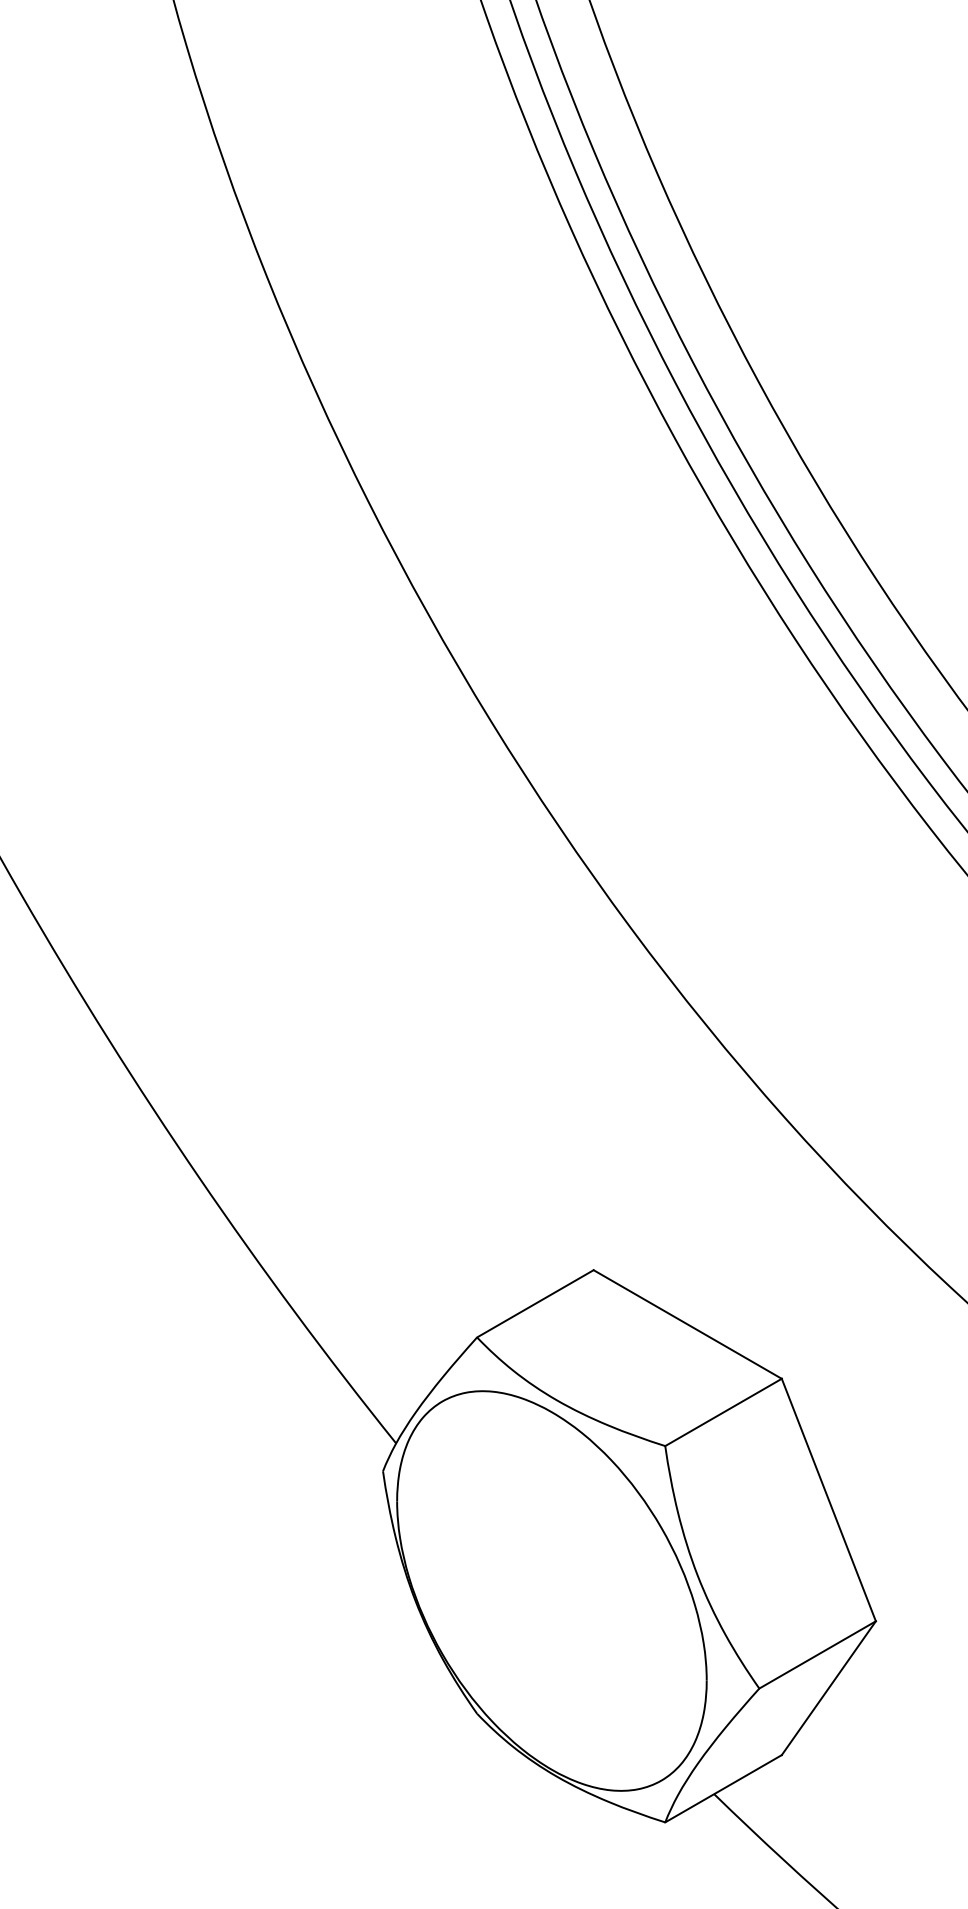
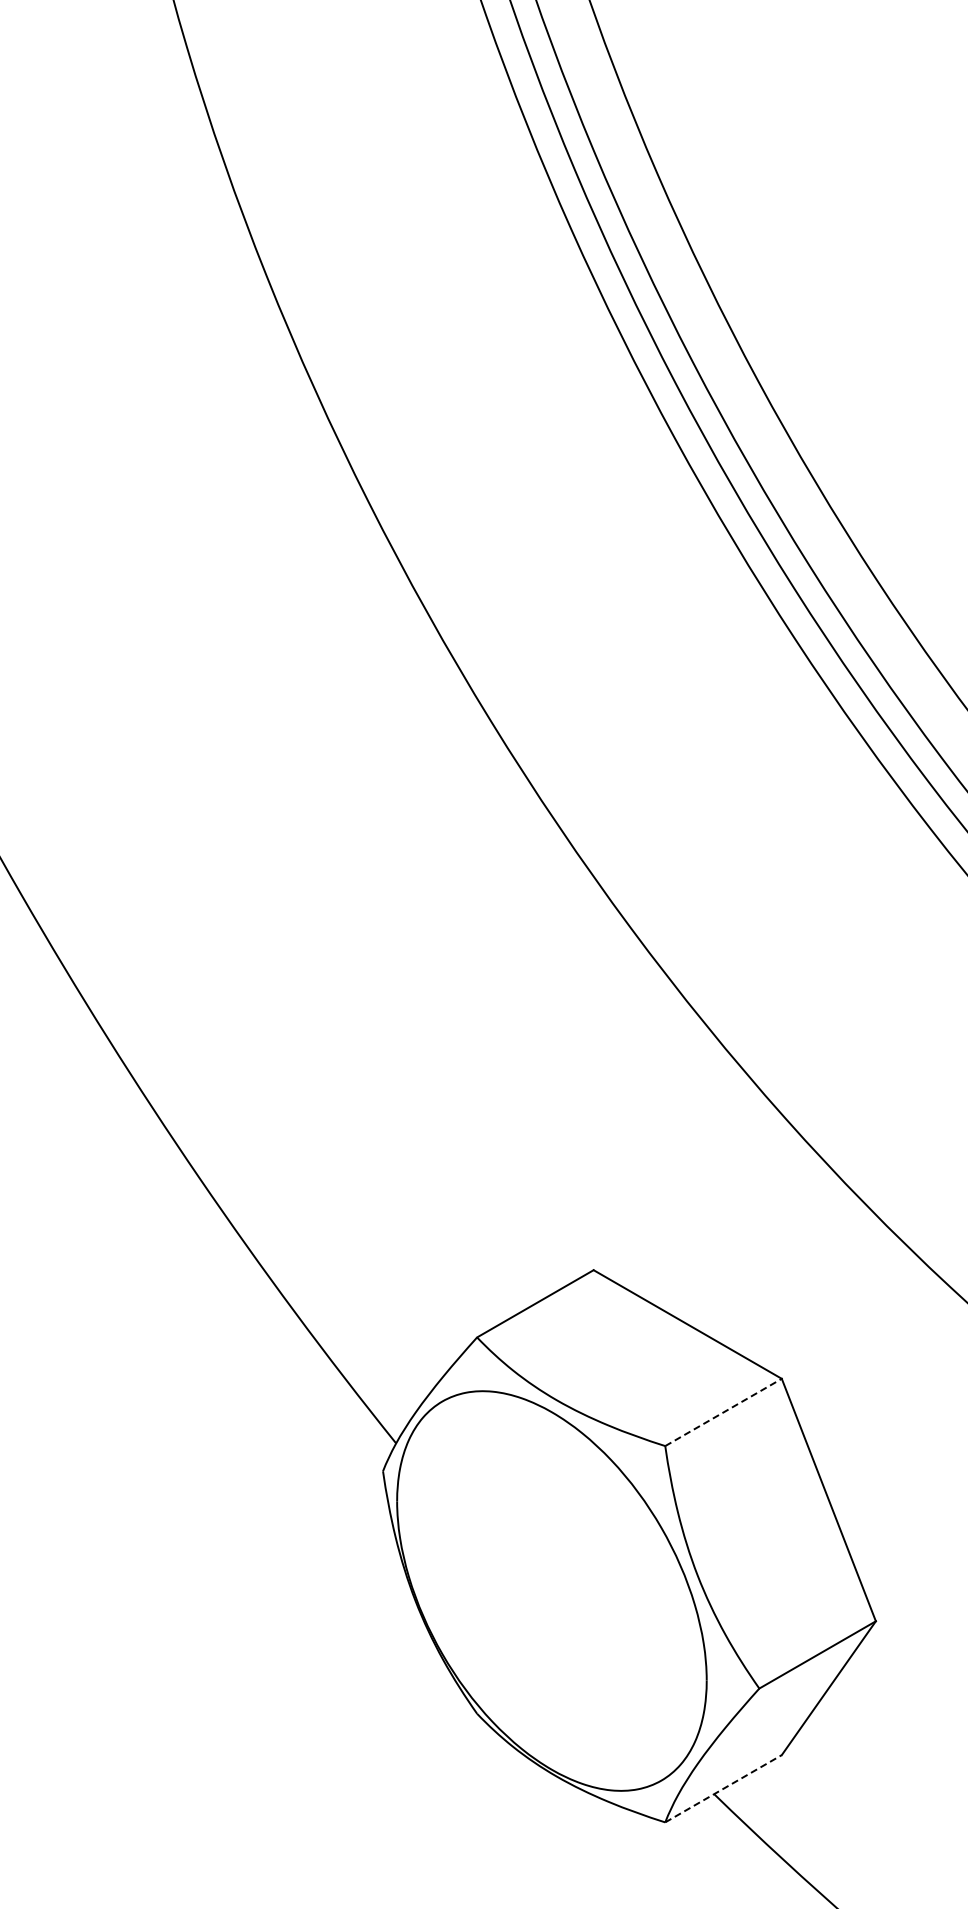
line: solid -> dashed (723, 1412)
line: solid -> dashed (723, 1788)
